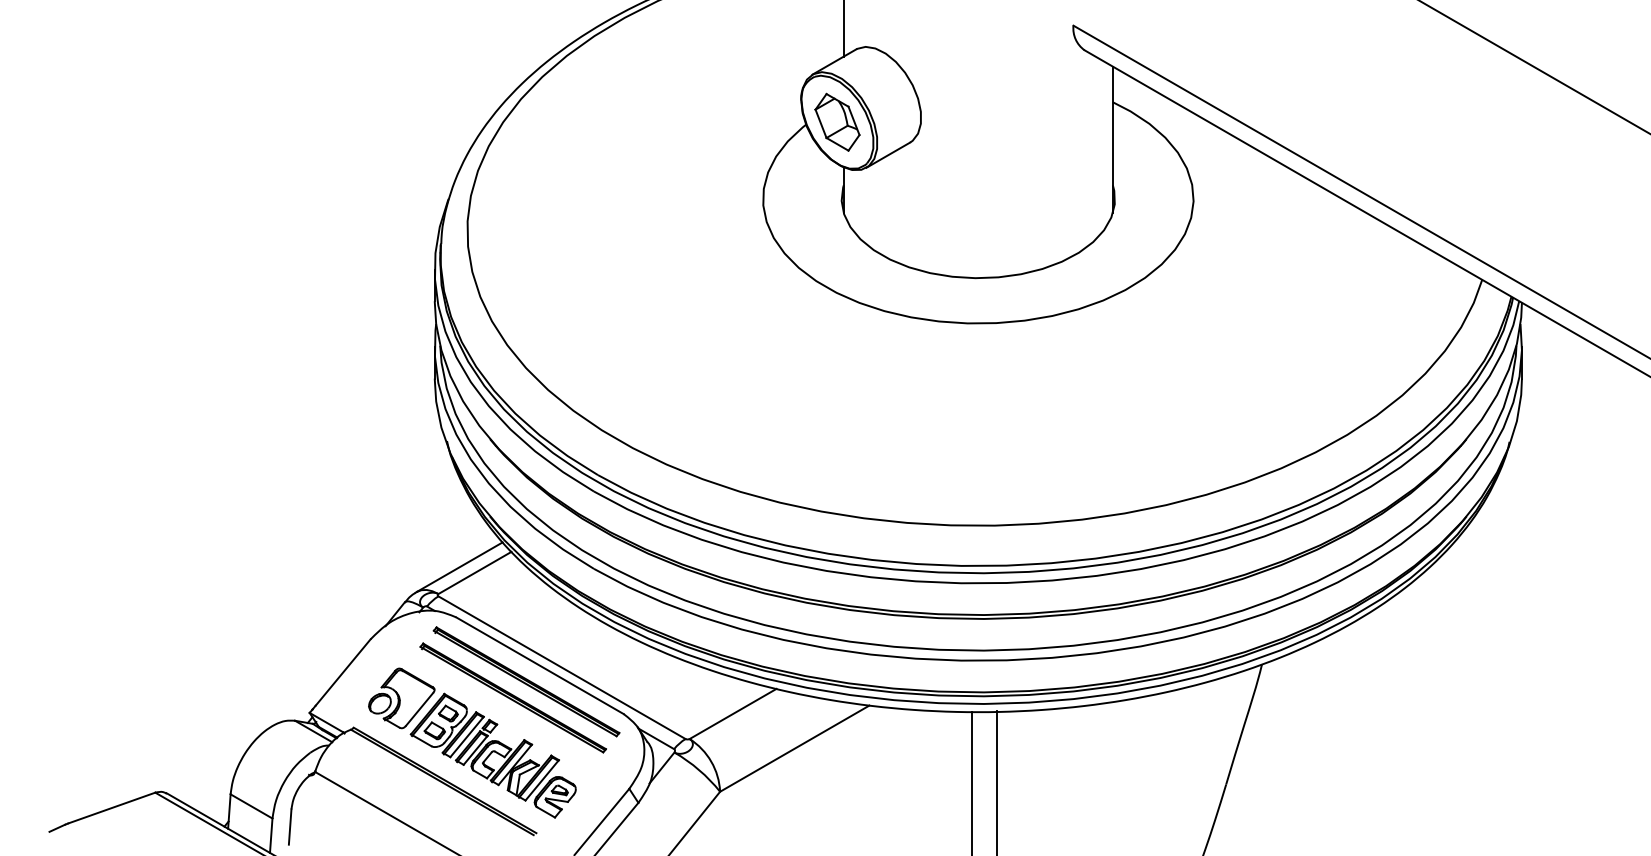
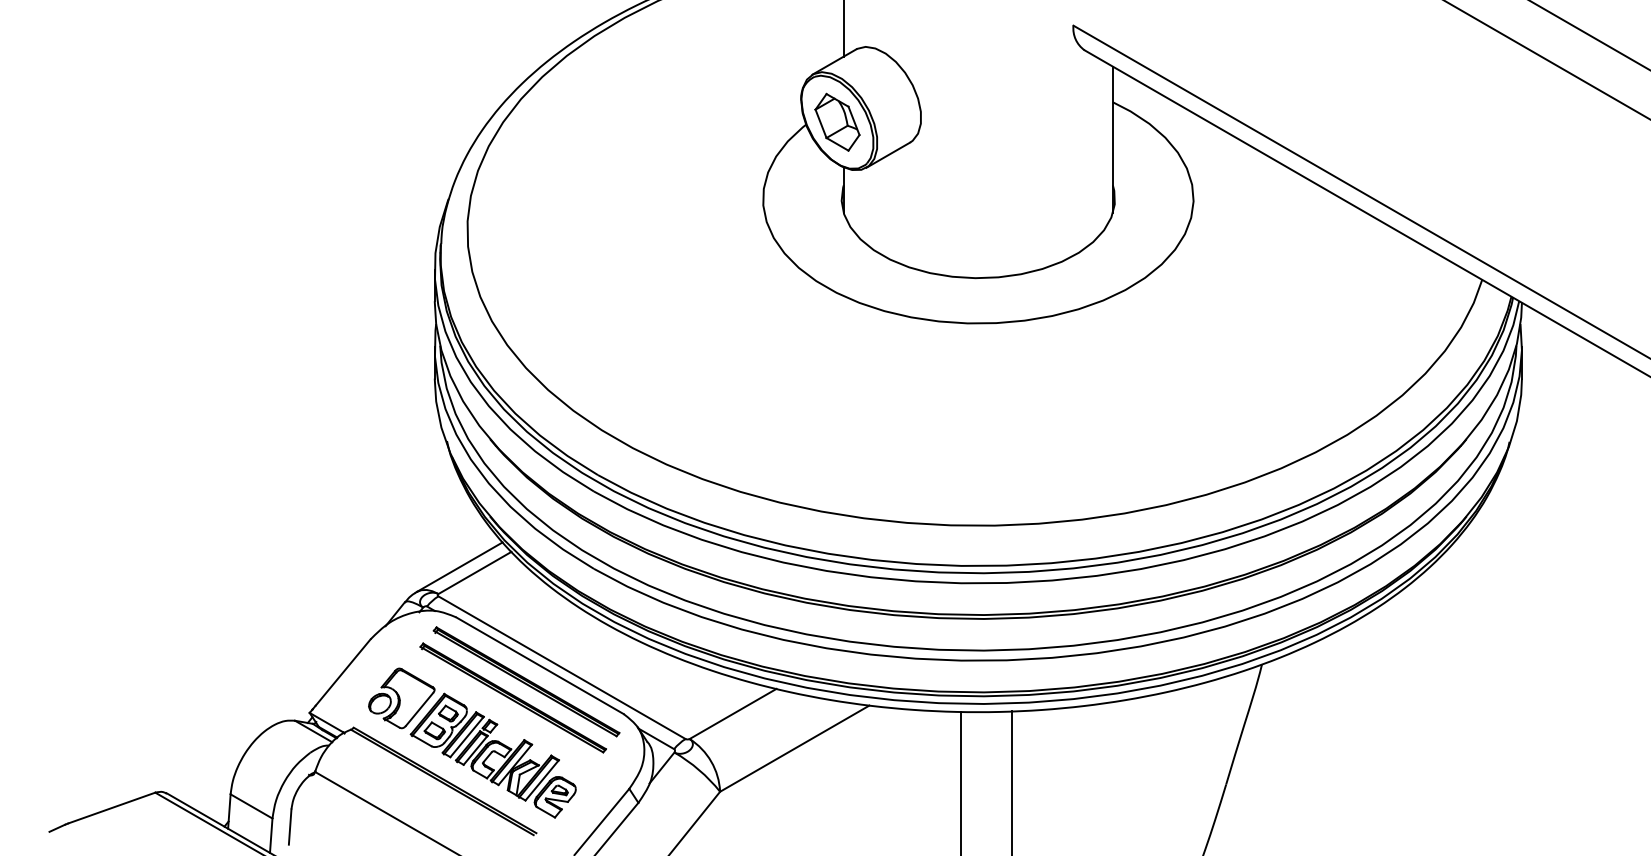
line: none -> present (1589, 35)
line position: (1534, 67) -> (1546, 60) (1546, 60)
line position: (971, 781) -> (960, 781) (960, 781)
line position: (997, 781) -> (1012, 781) (1012, 781)
